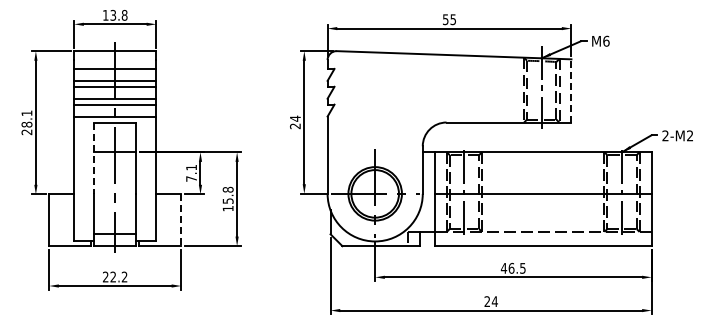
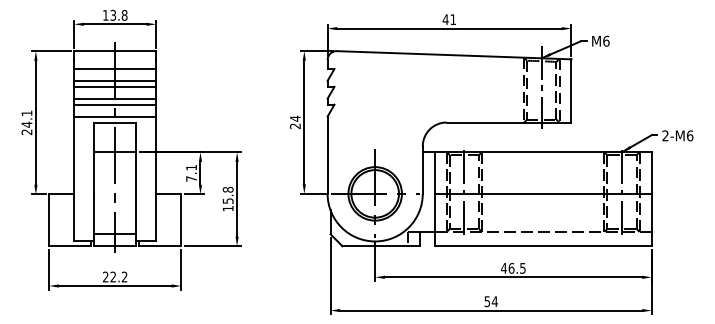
text: 55 -> 41 (448, 19)
line: dashed -> solid (571, 90)
text: 28.1 -> 24.1 (26, 124)
text: 2-M2 -> 2-M6 (690, 135)
line: dashed -> solid (94, 158)
line: dashed -> solid (181, 220)
text: 24 -> 54 (487, 301)
